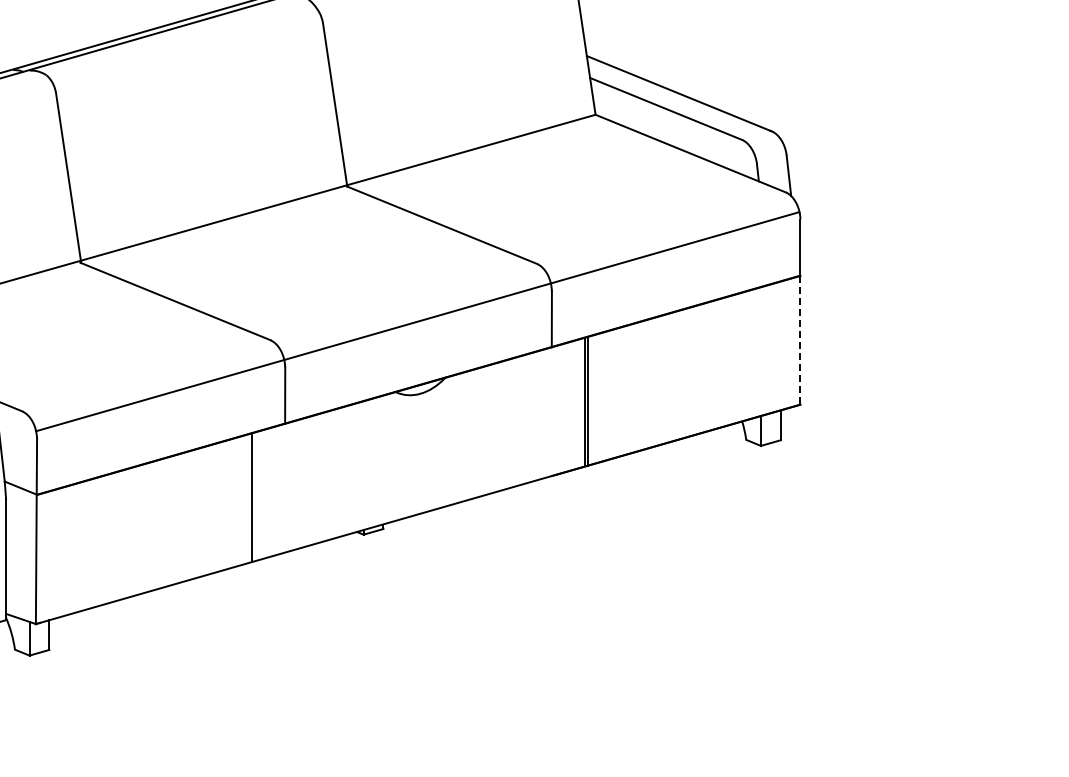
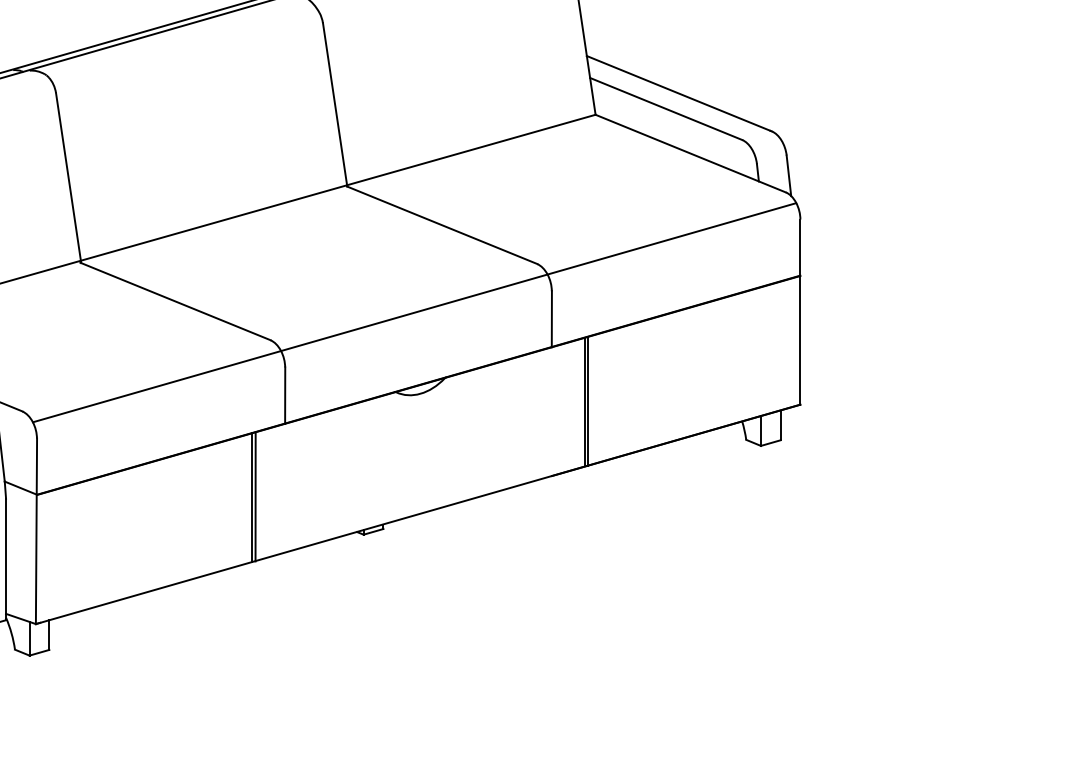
line position: (417, 321) -> (414, 312) (414, 312)
line: dashed -> solid (800, 340)
line: none -> present (255, 496)
